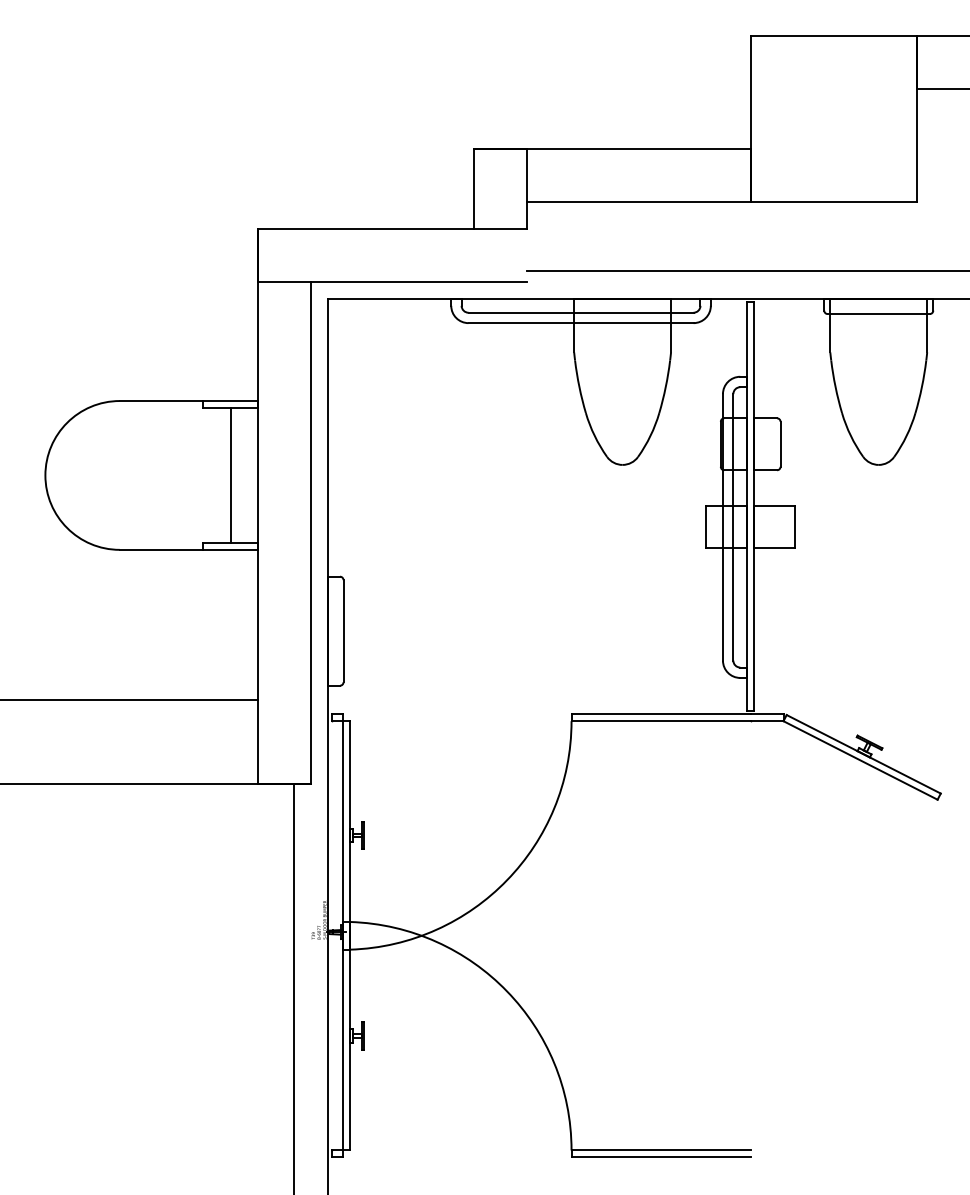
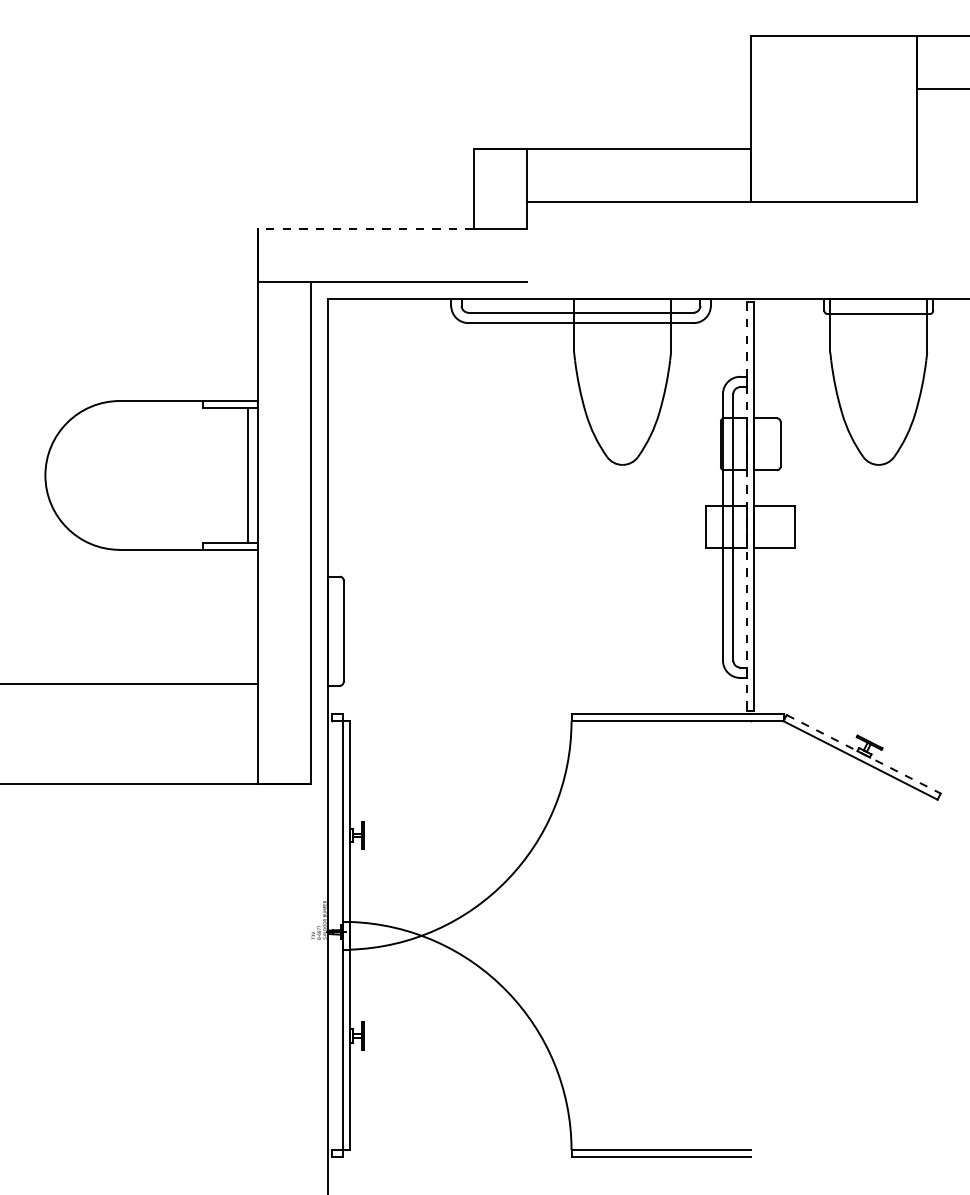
line: solid -> dashed (366, 228)
line: present -> none (746, 271)
line position: (230, 474) -> (247, 474) (247, 474)
line: solid -> dashed (747, 507)
line position: (130, 700) -> (130, 684) (130, 684)
line: solid -> dashed (864, 754)
line: present -> none (293, 987)
